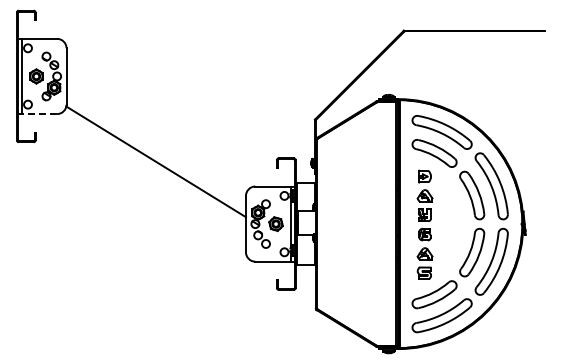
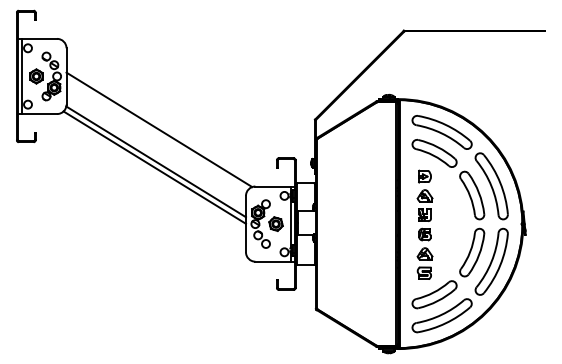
line: dashed -> solid (39, 114)
line: none -> present (159, 129)
line: none -> present (154, 167)
